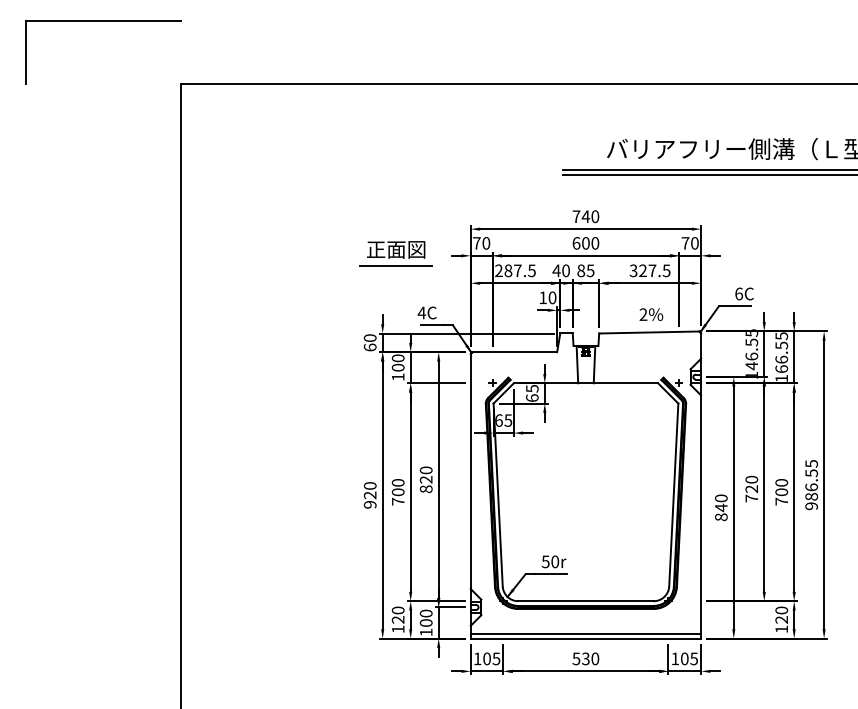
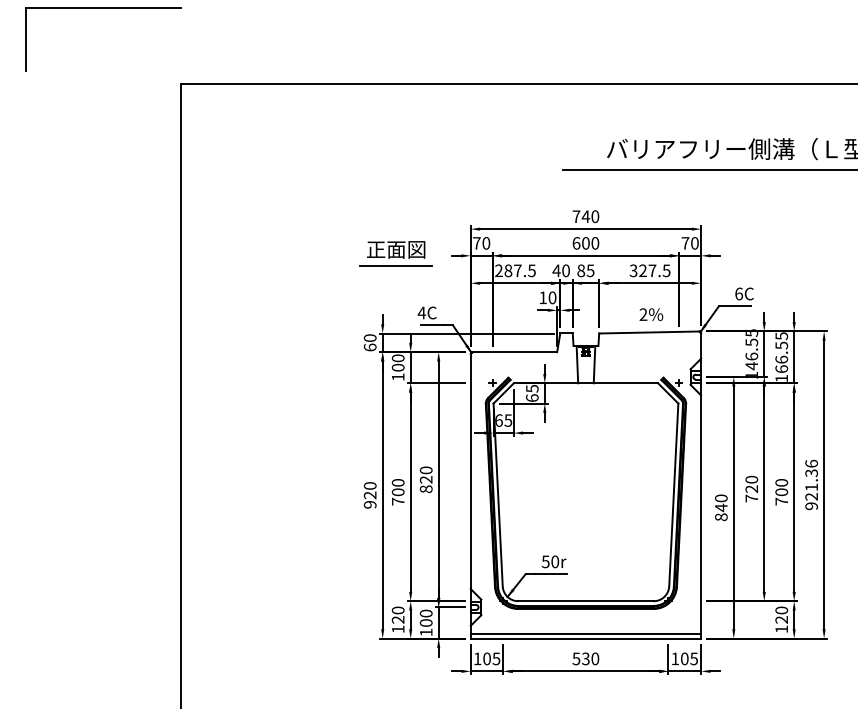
part position: (103, 21) -> (103, 8) (103, 8)
line: present -> none (708, 174)
text: 986.55 -> 921.36 (811, 479)
